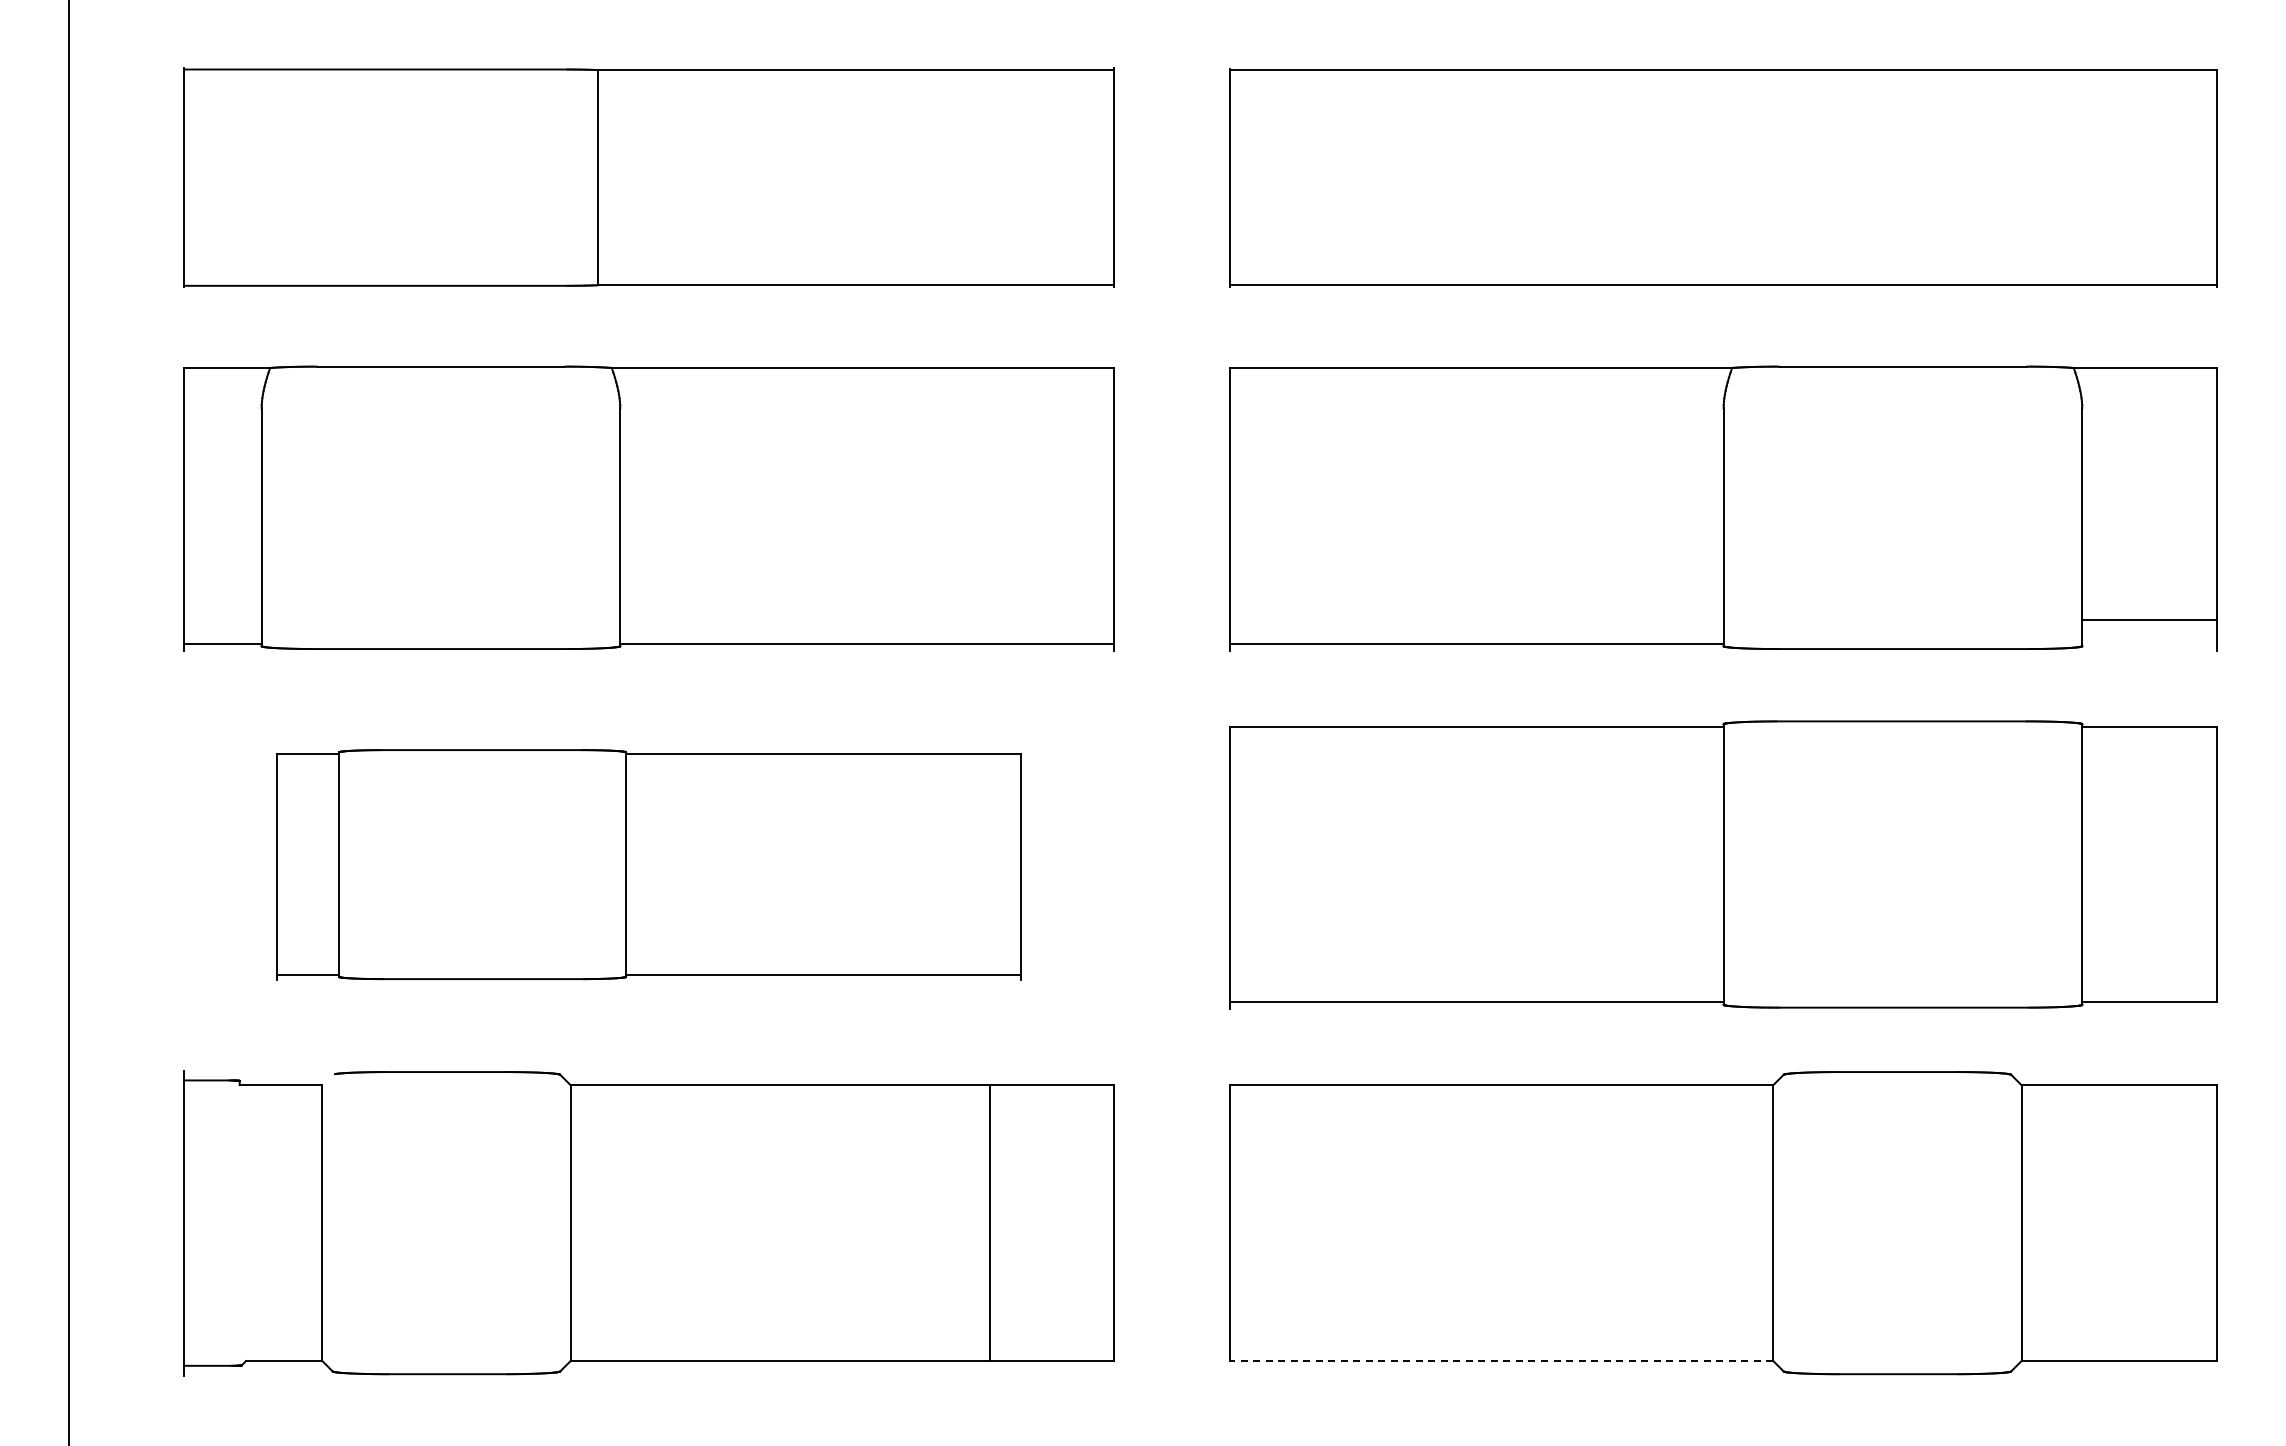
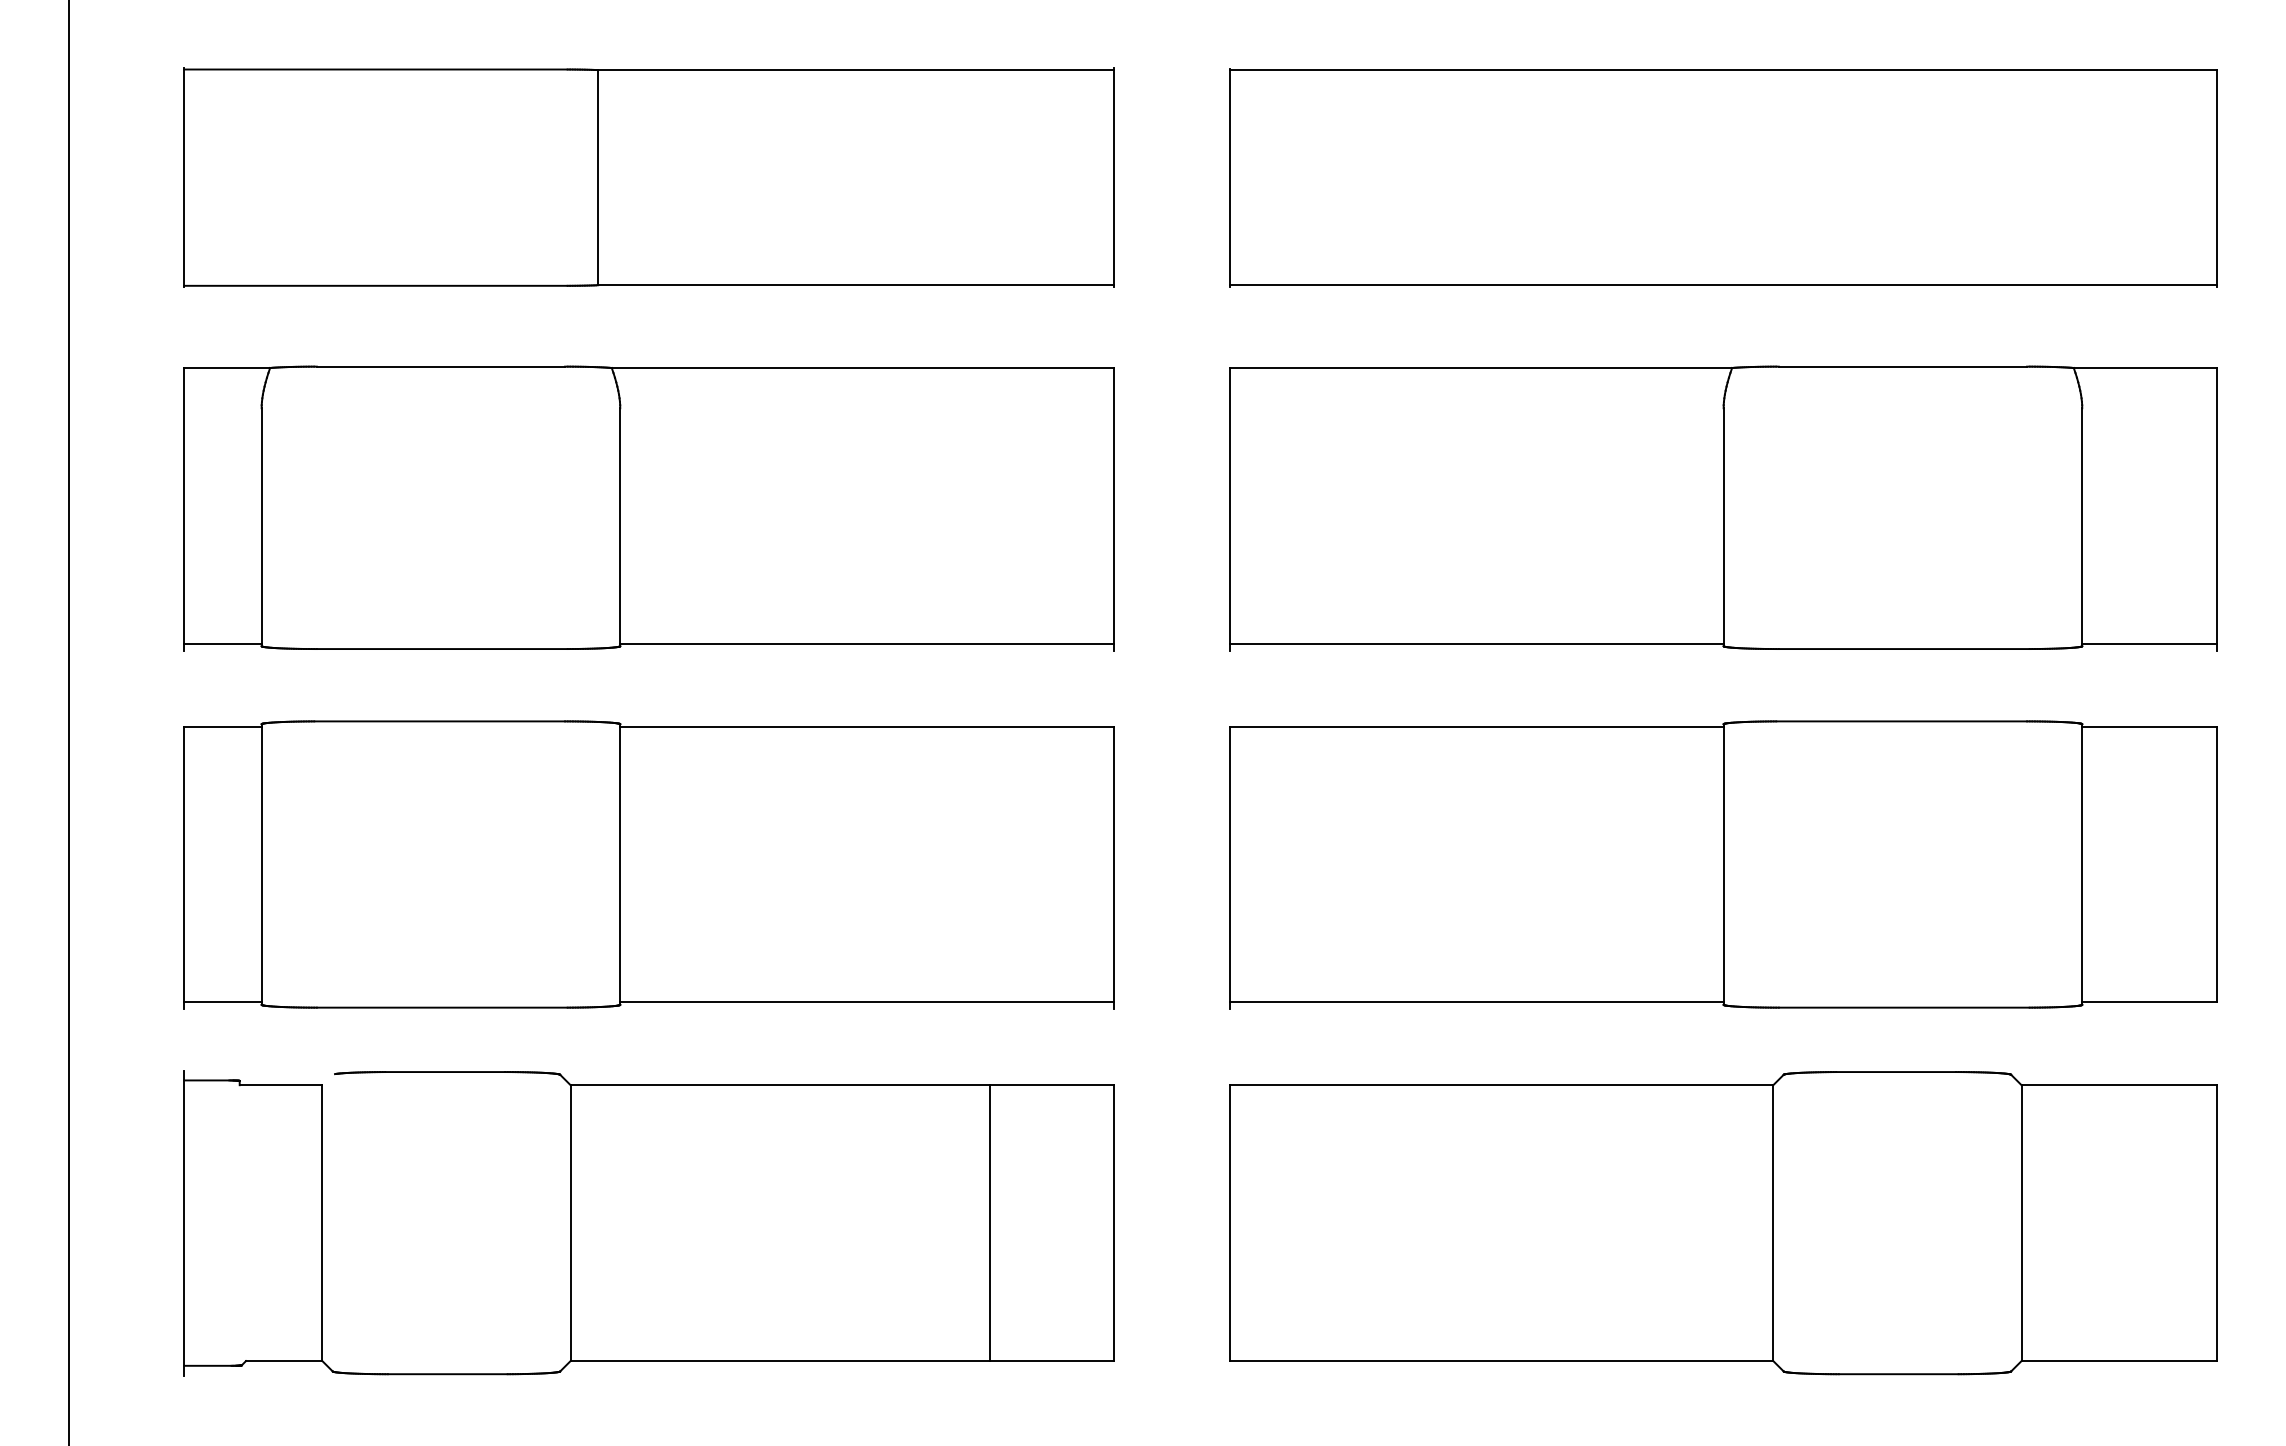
line position: (2149, 619) -> (2149, 643) (2149, 643)
part size: 746x232 px -> 932x290 px (648, 864)
line: dashed -> solid (1501, 1361)
